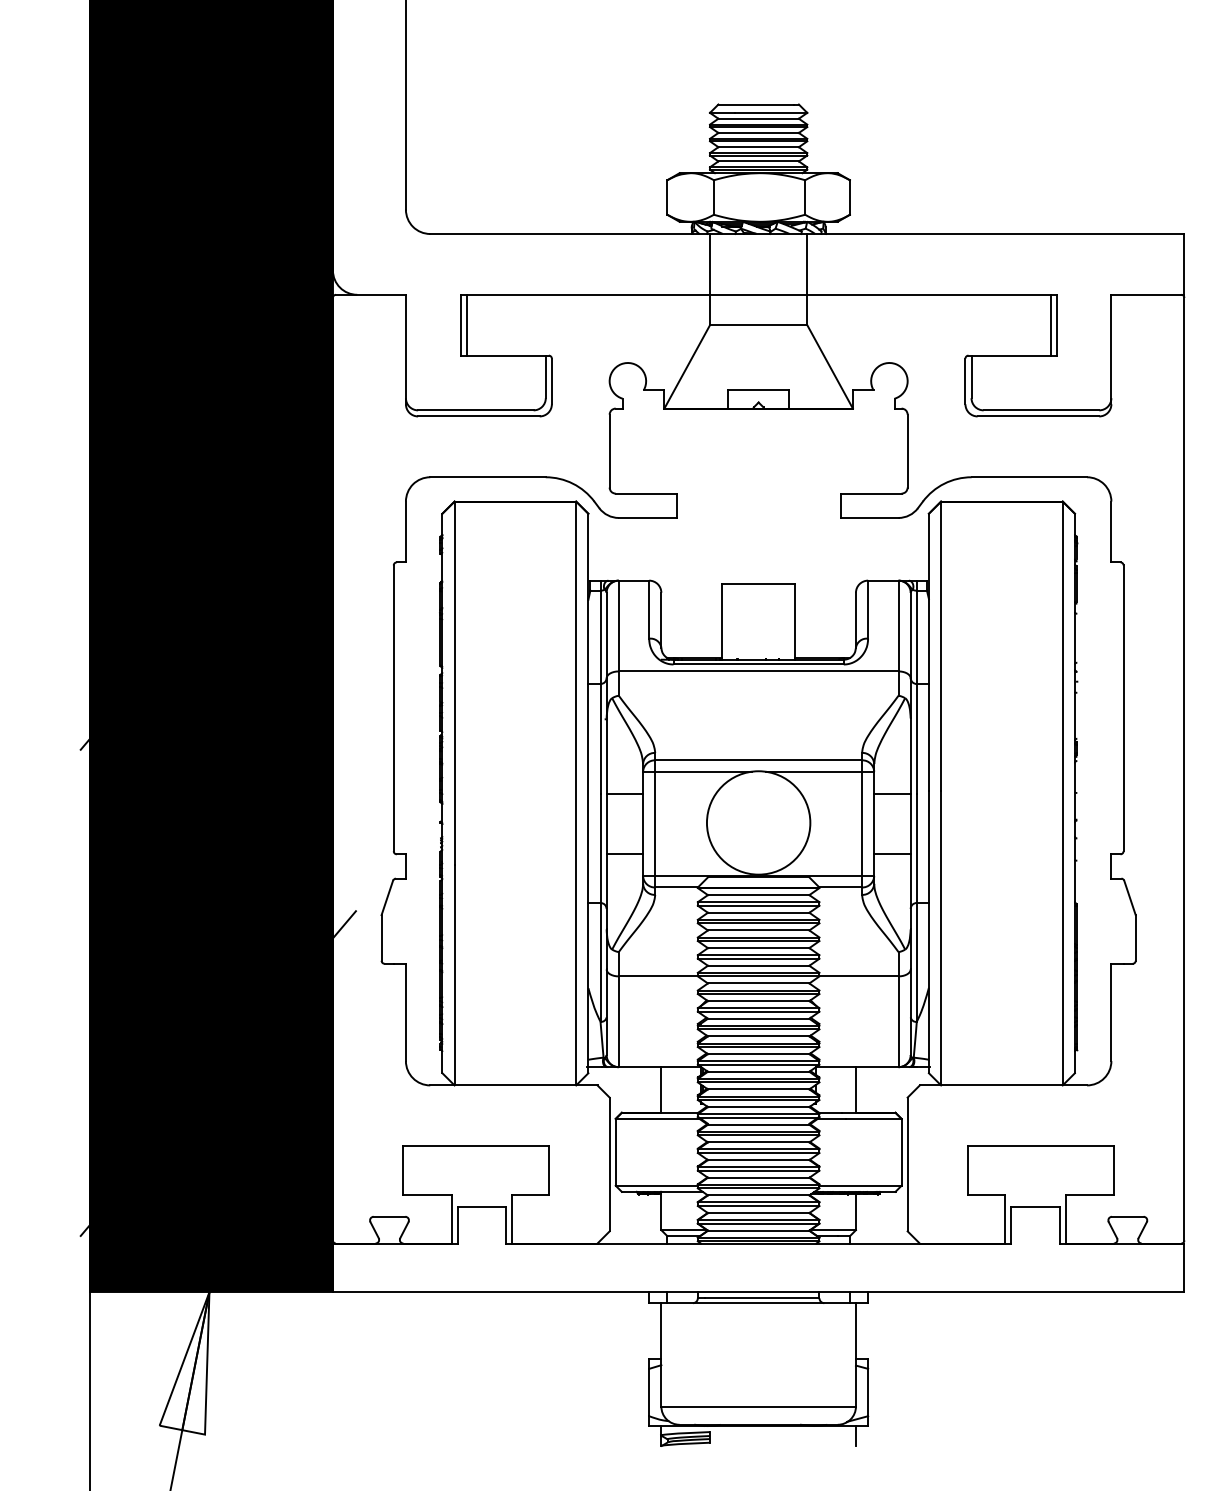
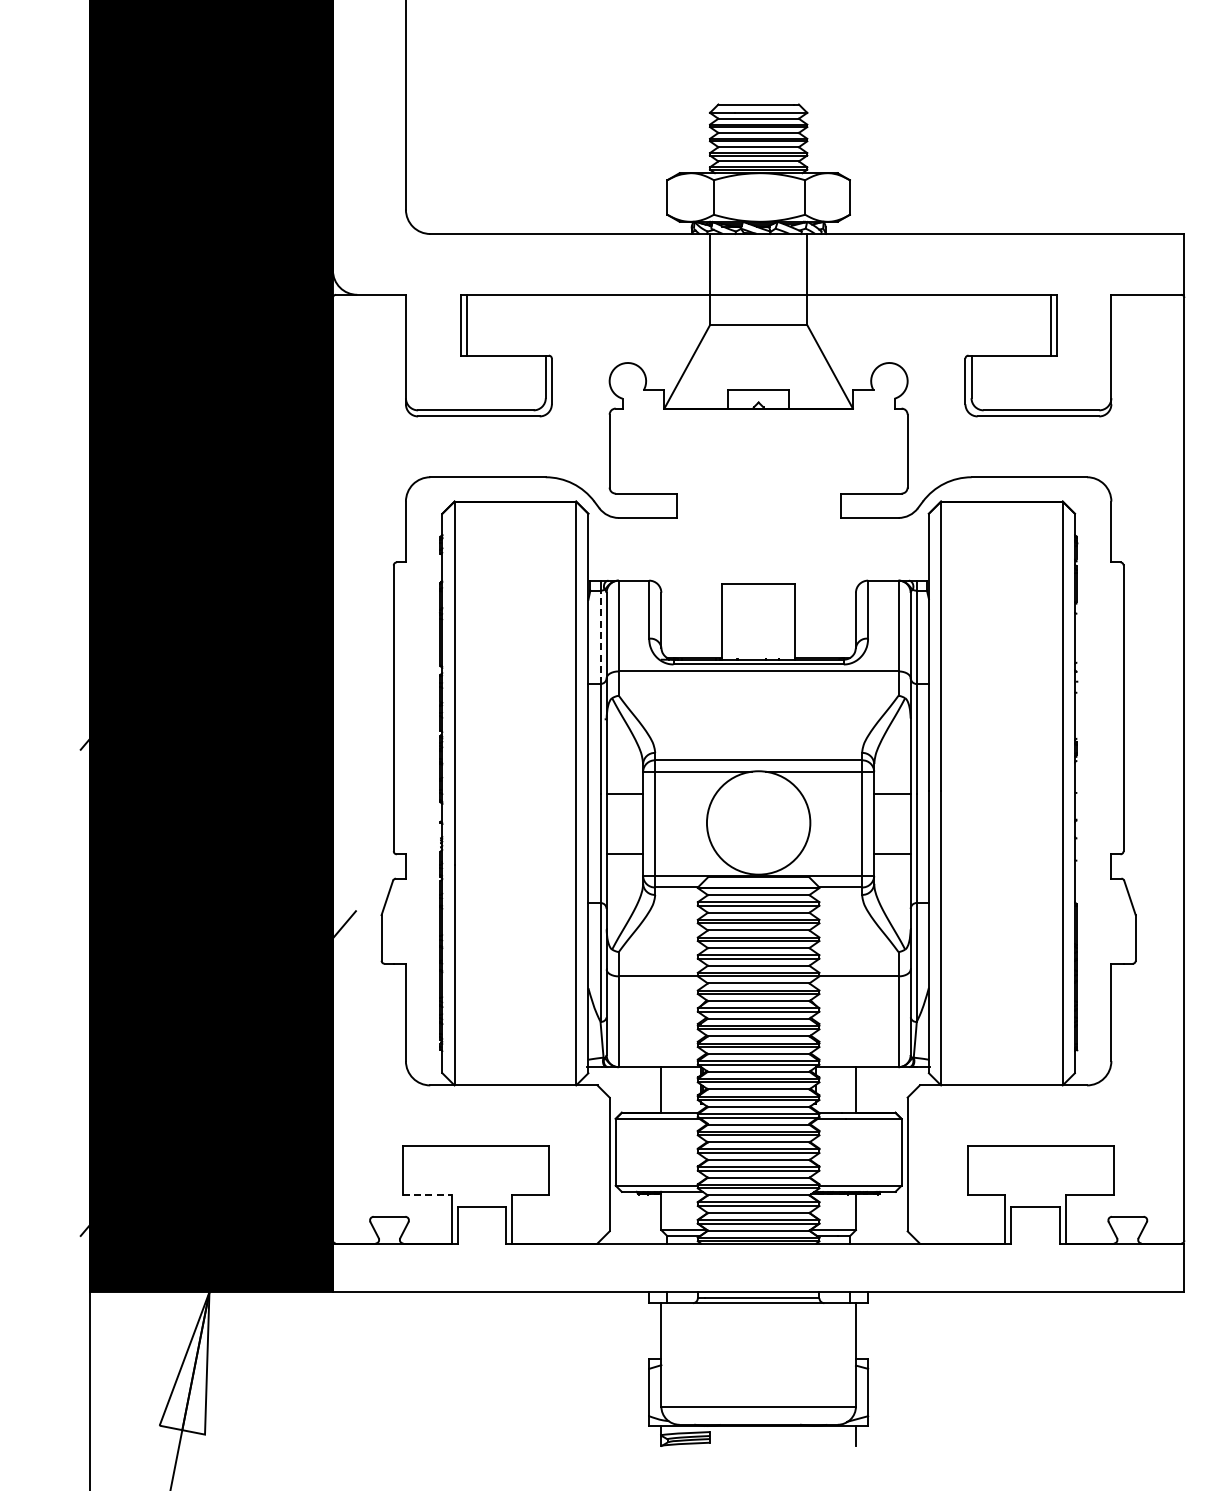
line: solid -> dashed (600, 637)
line: solid -> dashed (427, 1194)
